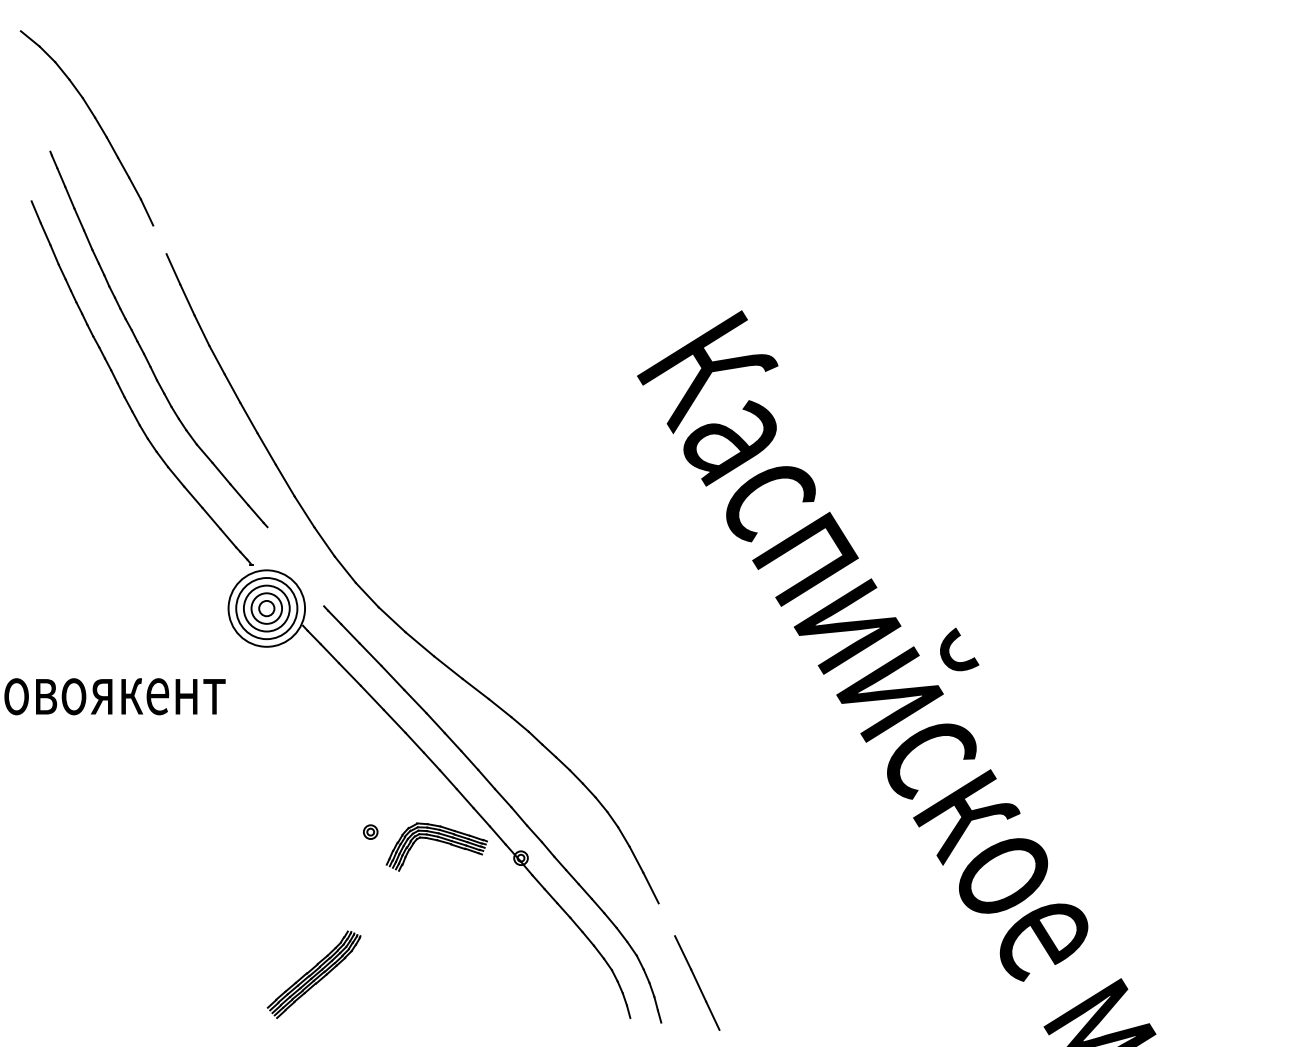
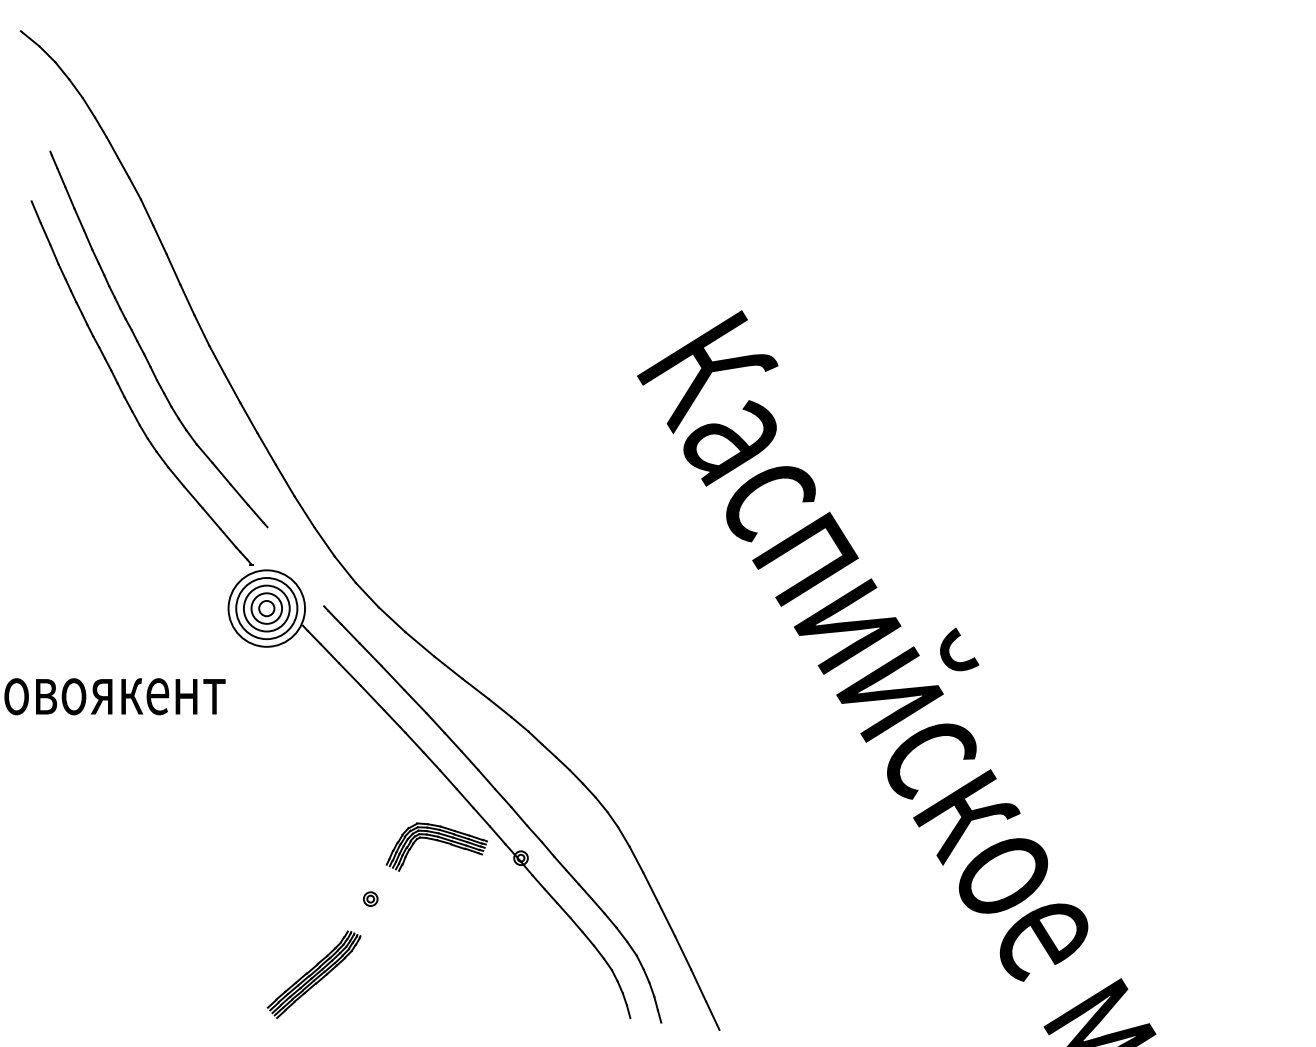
line: none -> present (159, 239)
part position: (370, 831) -> (370, 898) (370, 898)
line: none -> present (666, 919)
